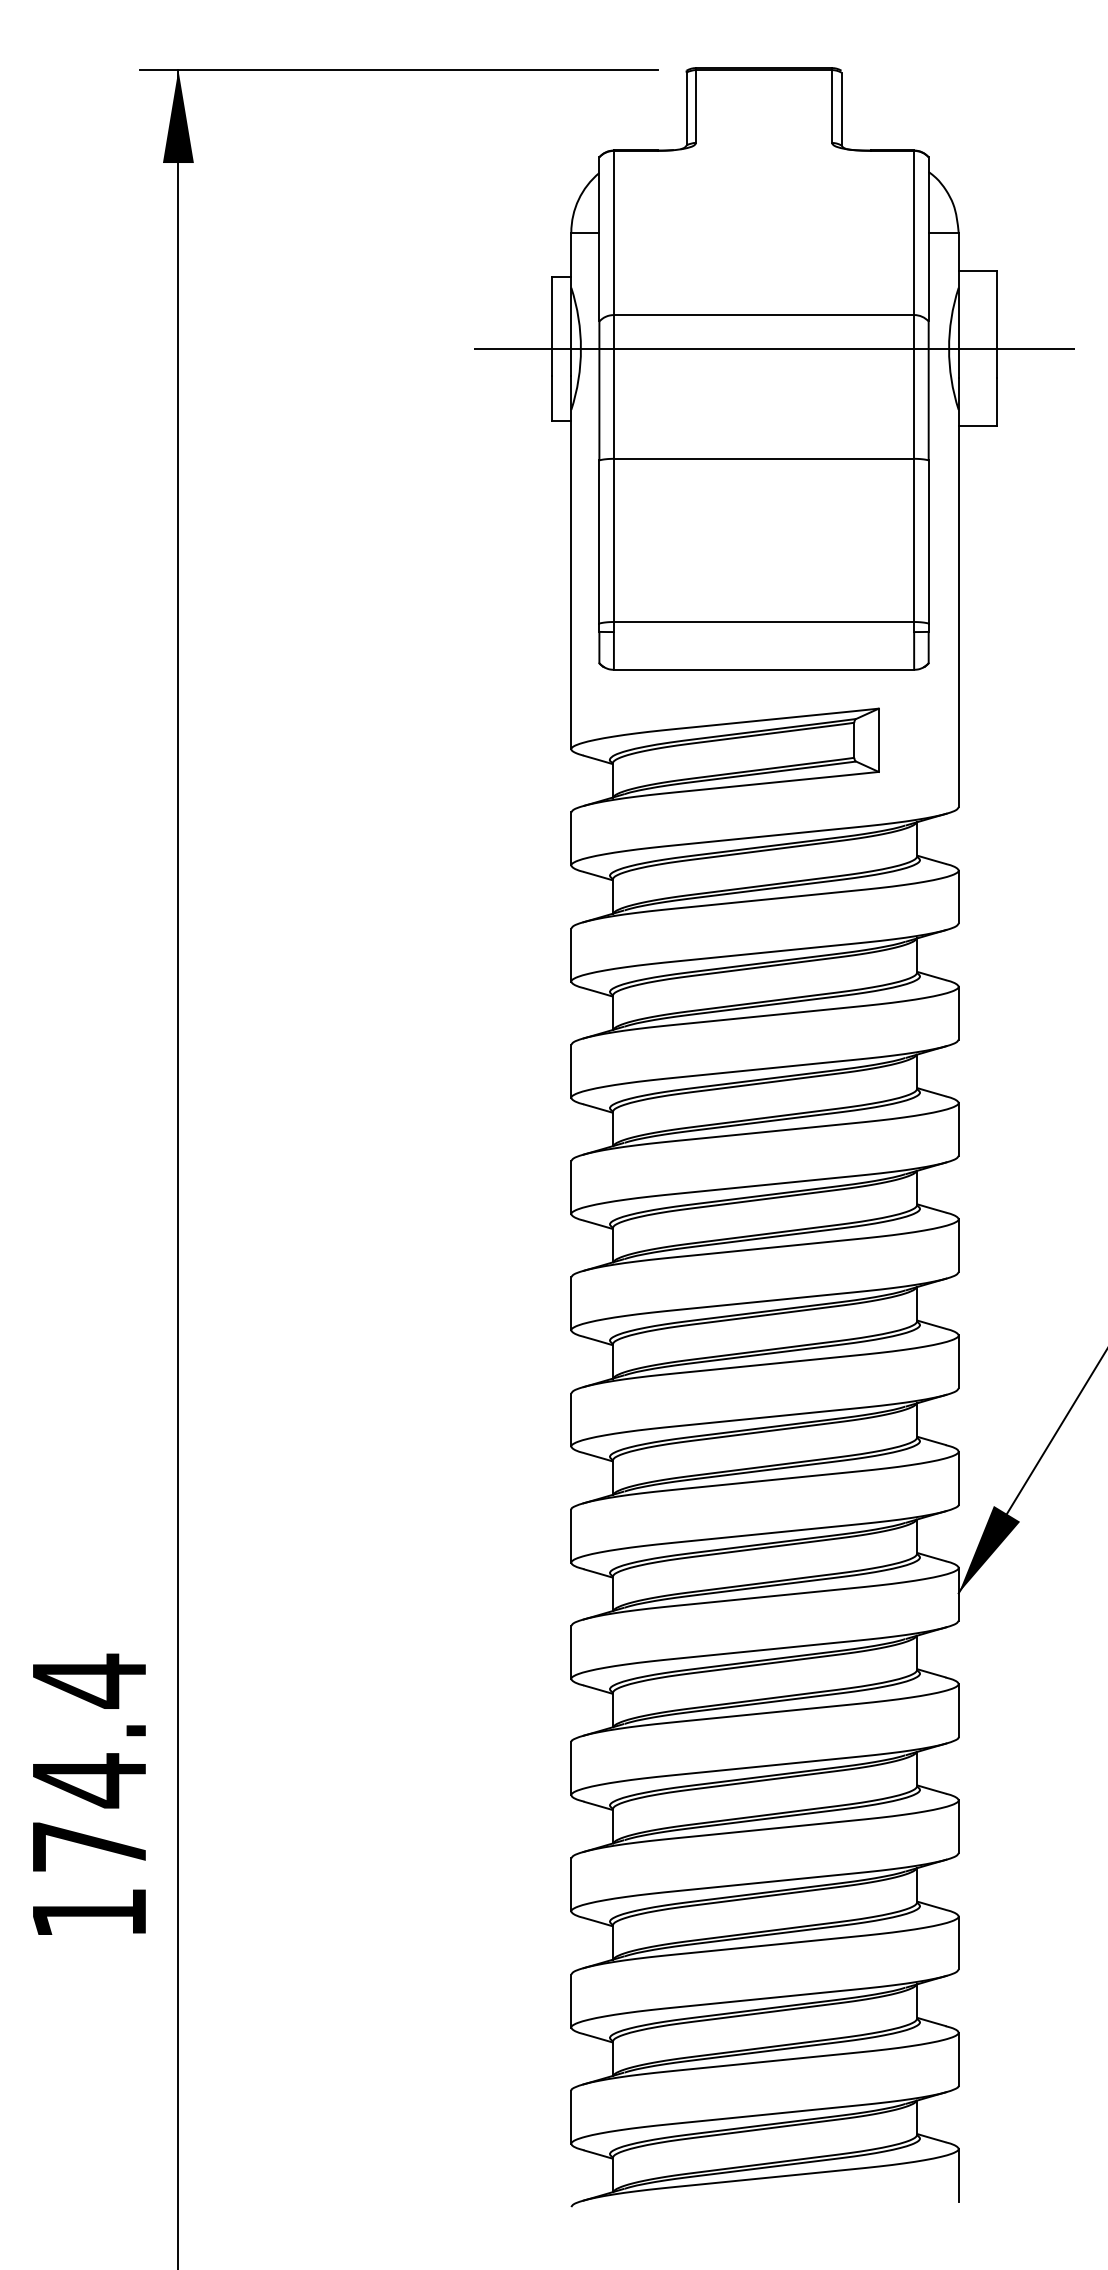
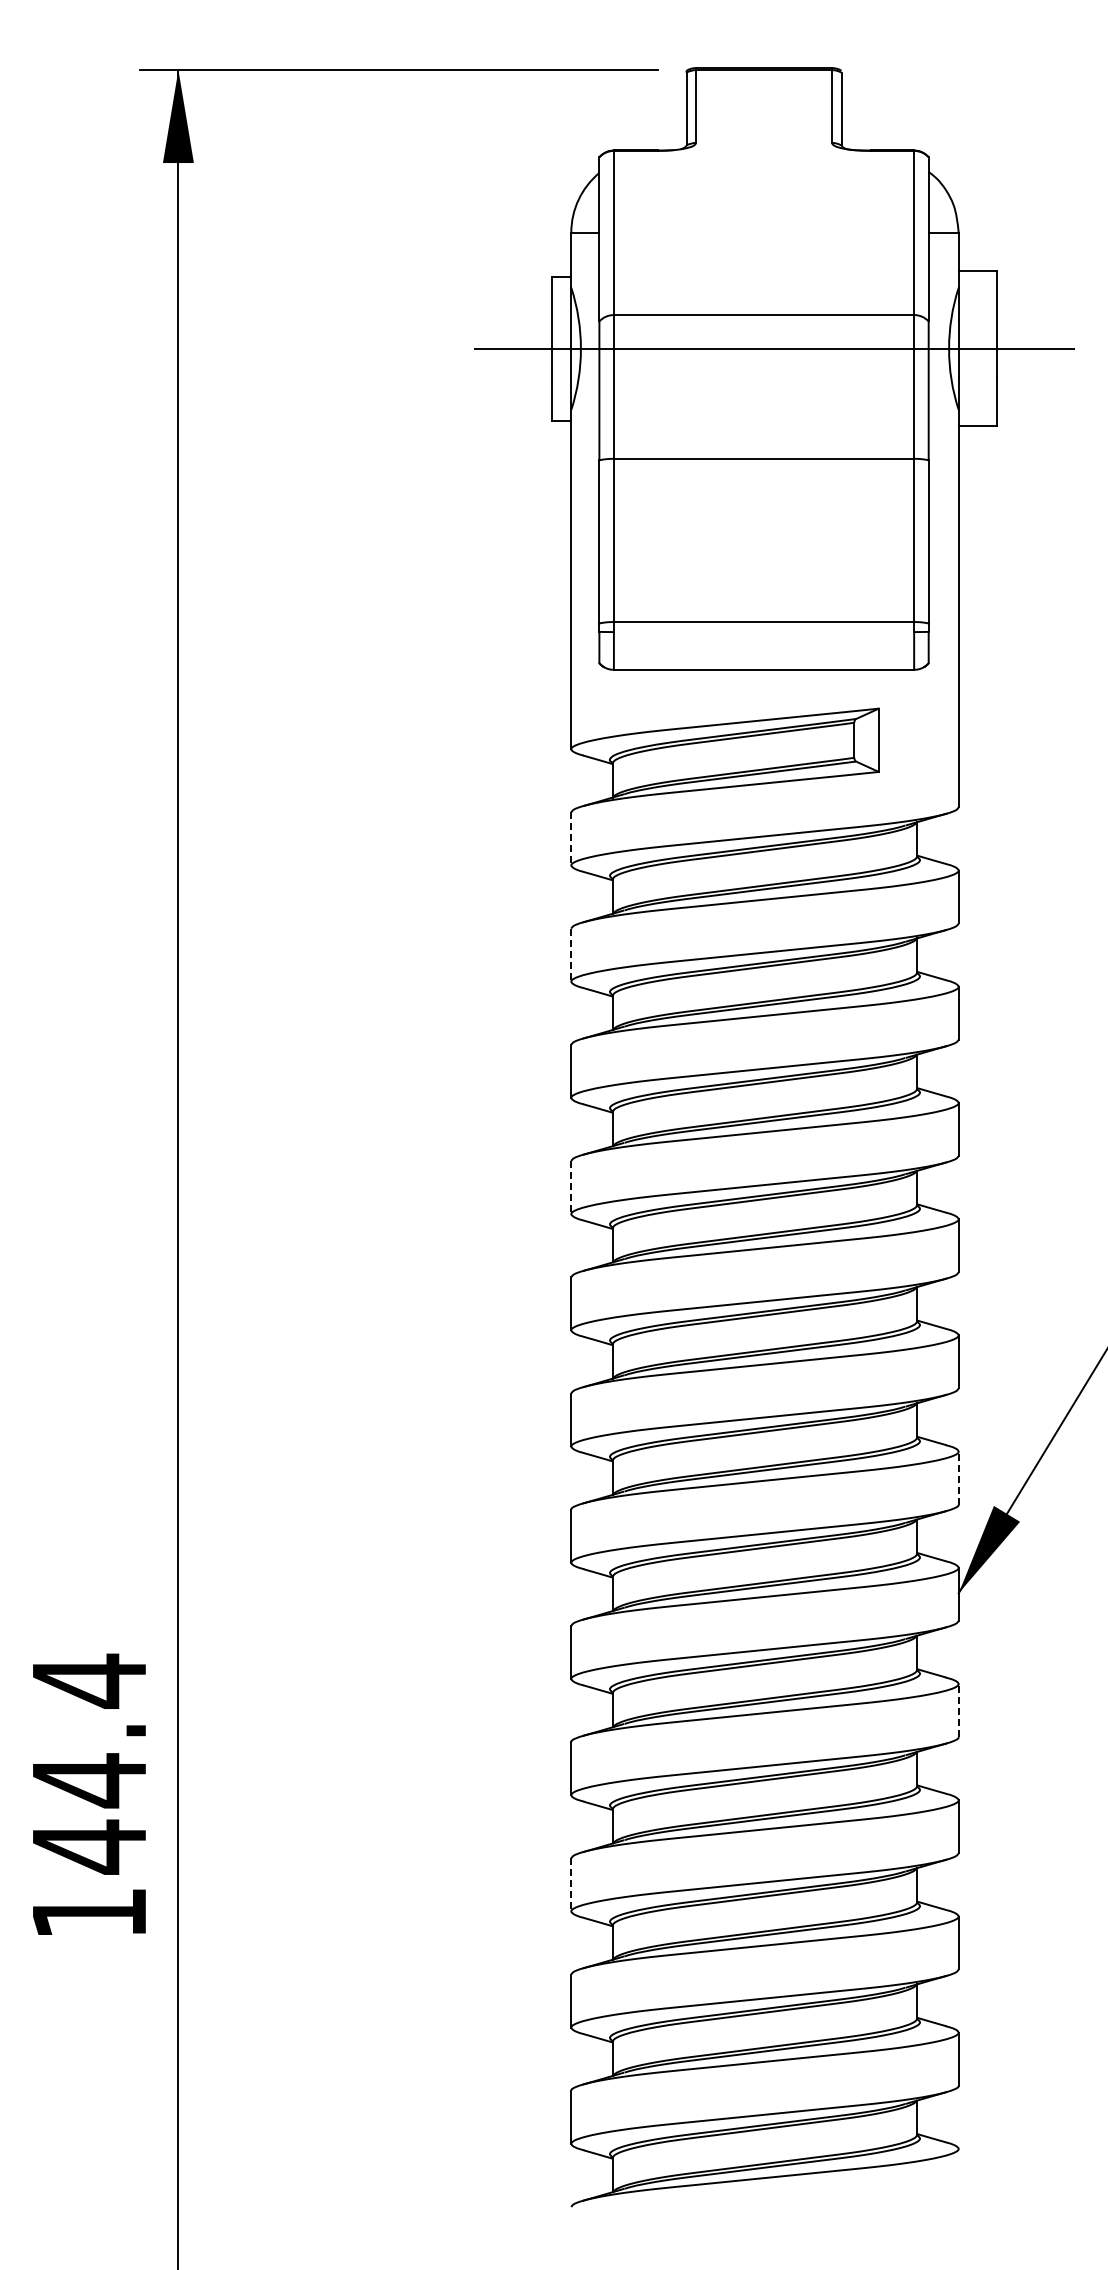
line: solid -> dashed (571, 839)
line: solid -> dashed (571, 955)
line: solid -> dashed (571, 1188)
line: solid -> dashed (958, 1477)
line: solid -> dashed (958, 1710)
text: 174.4 -> 144.4 (89, 1846)
line: solid -> dashed (571, 1885)
line: present -> none (958, 2174)
